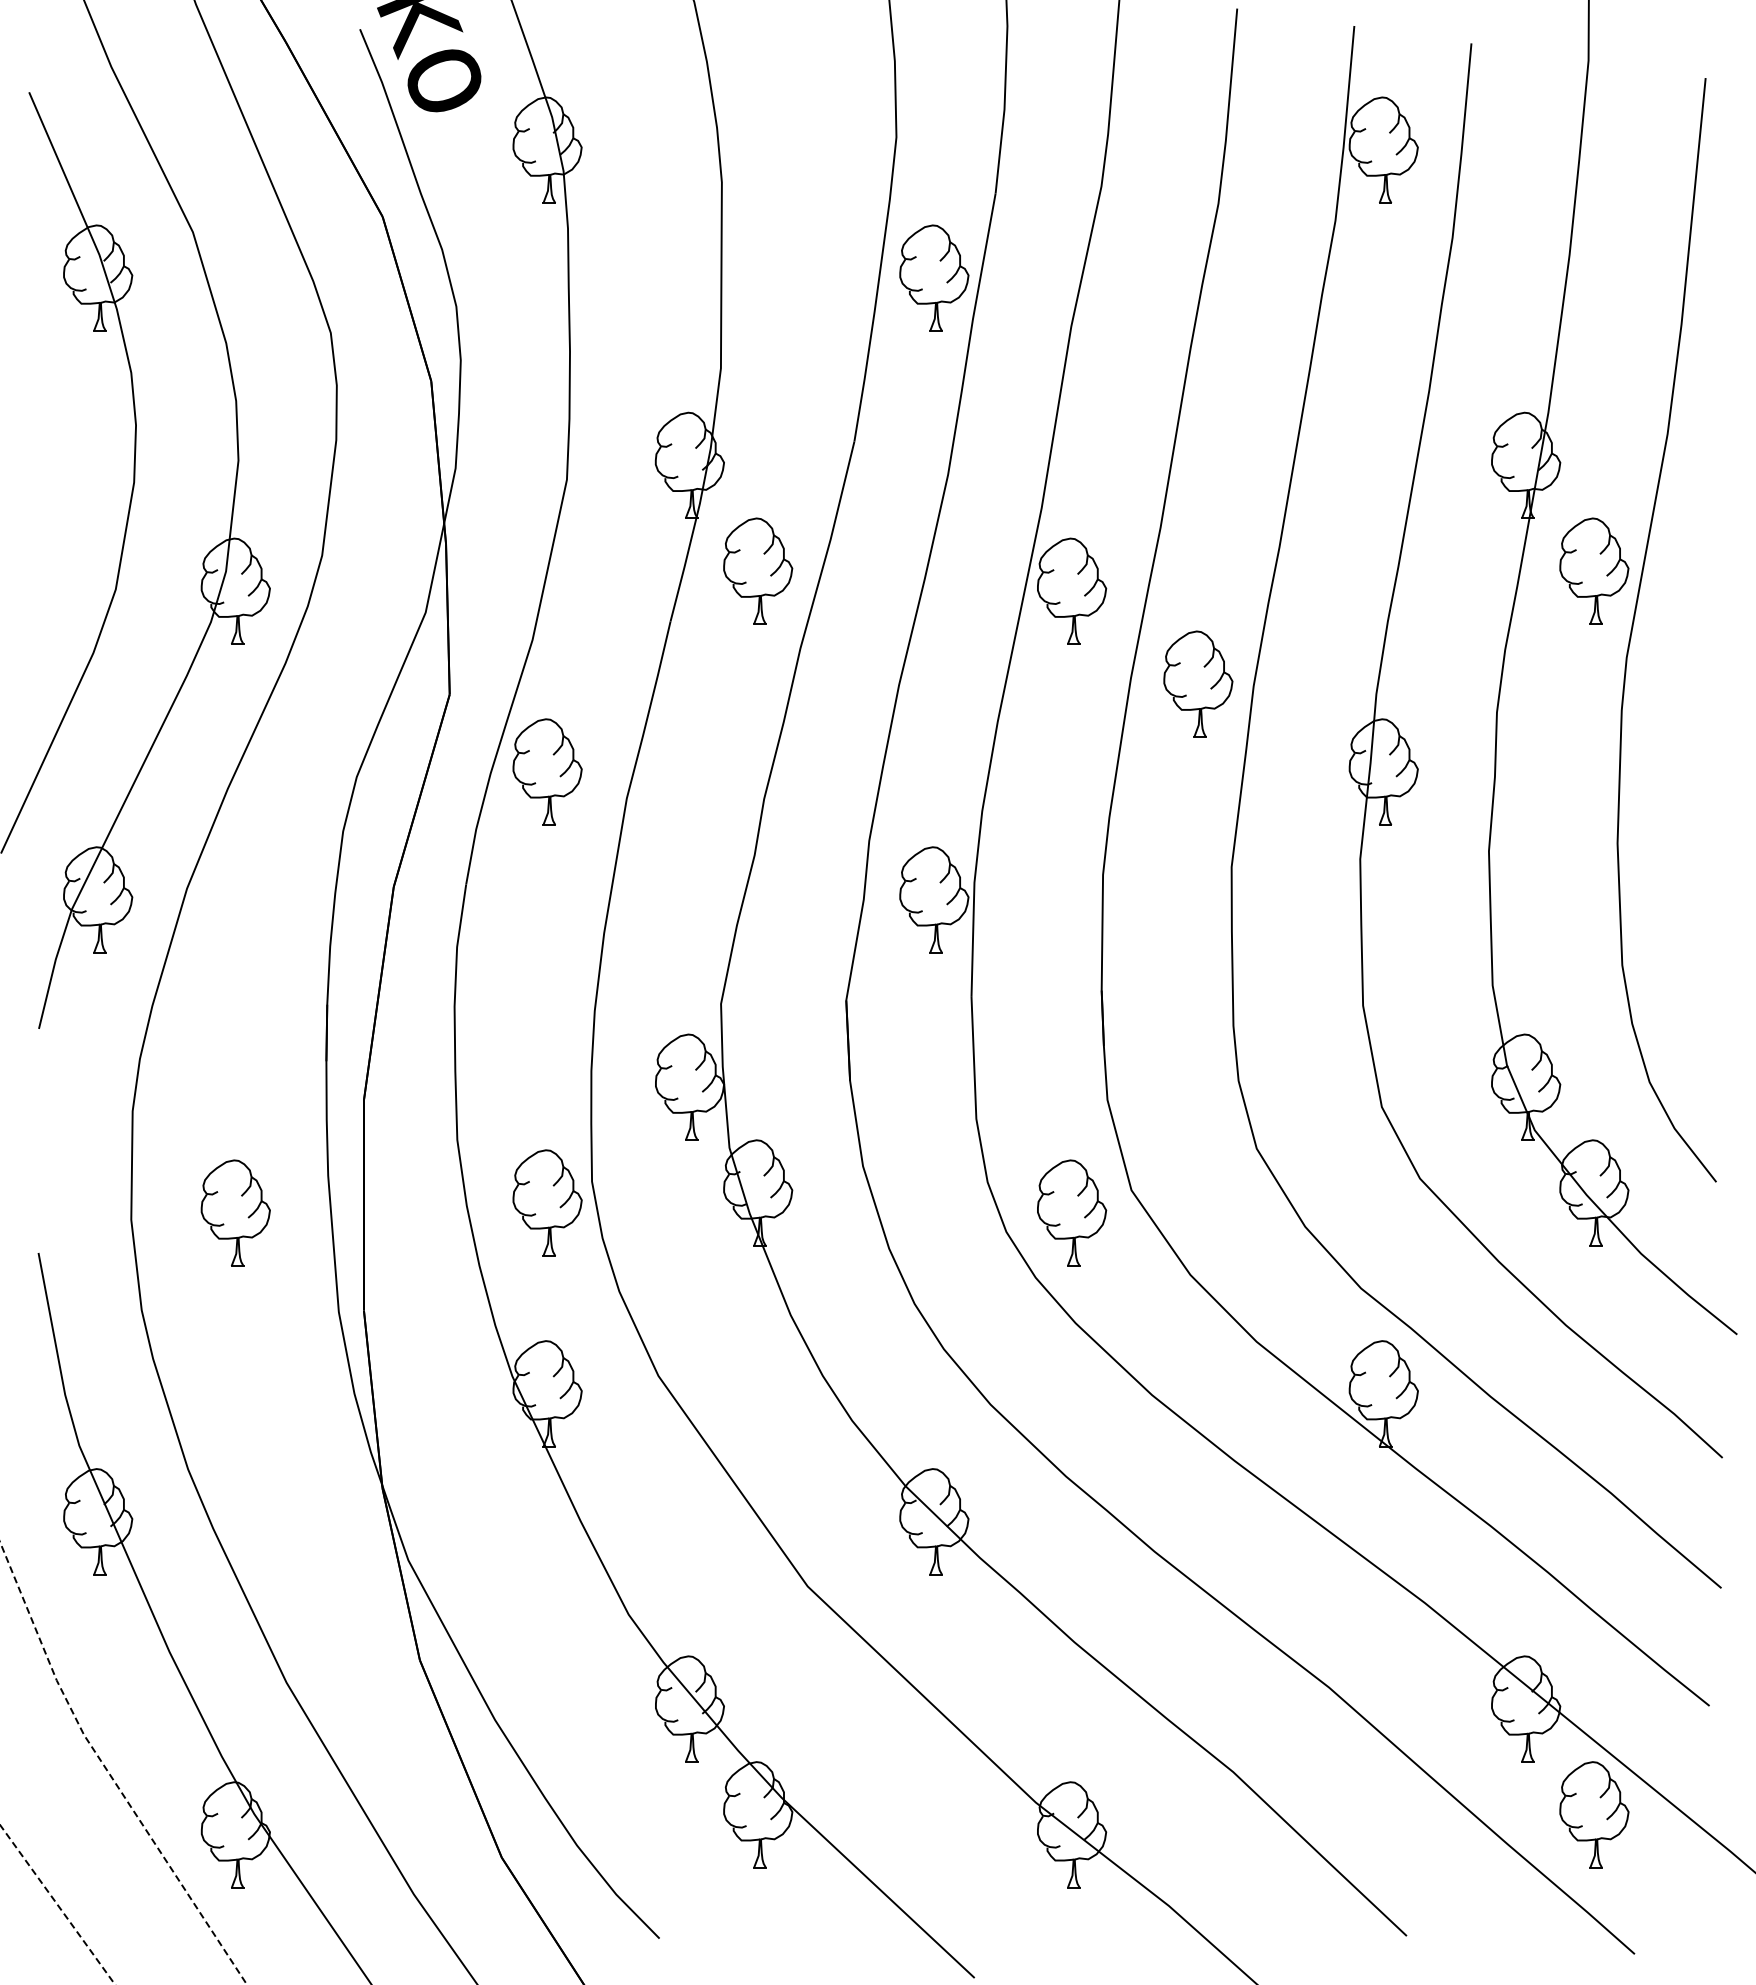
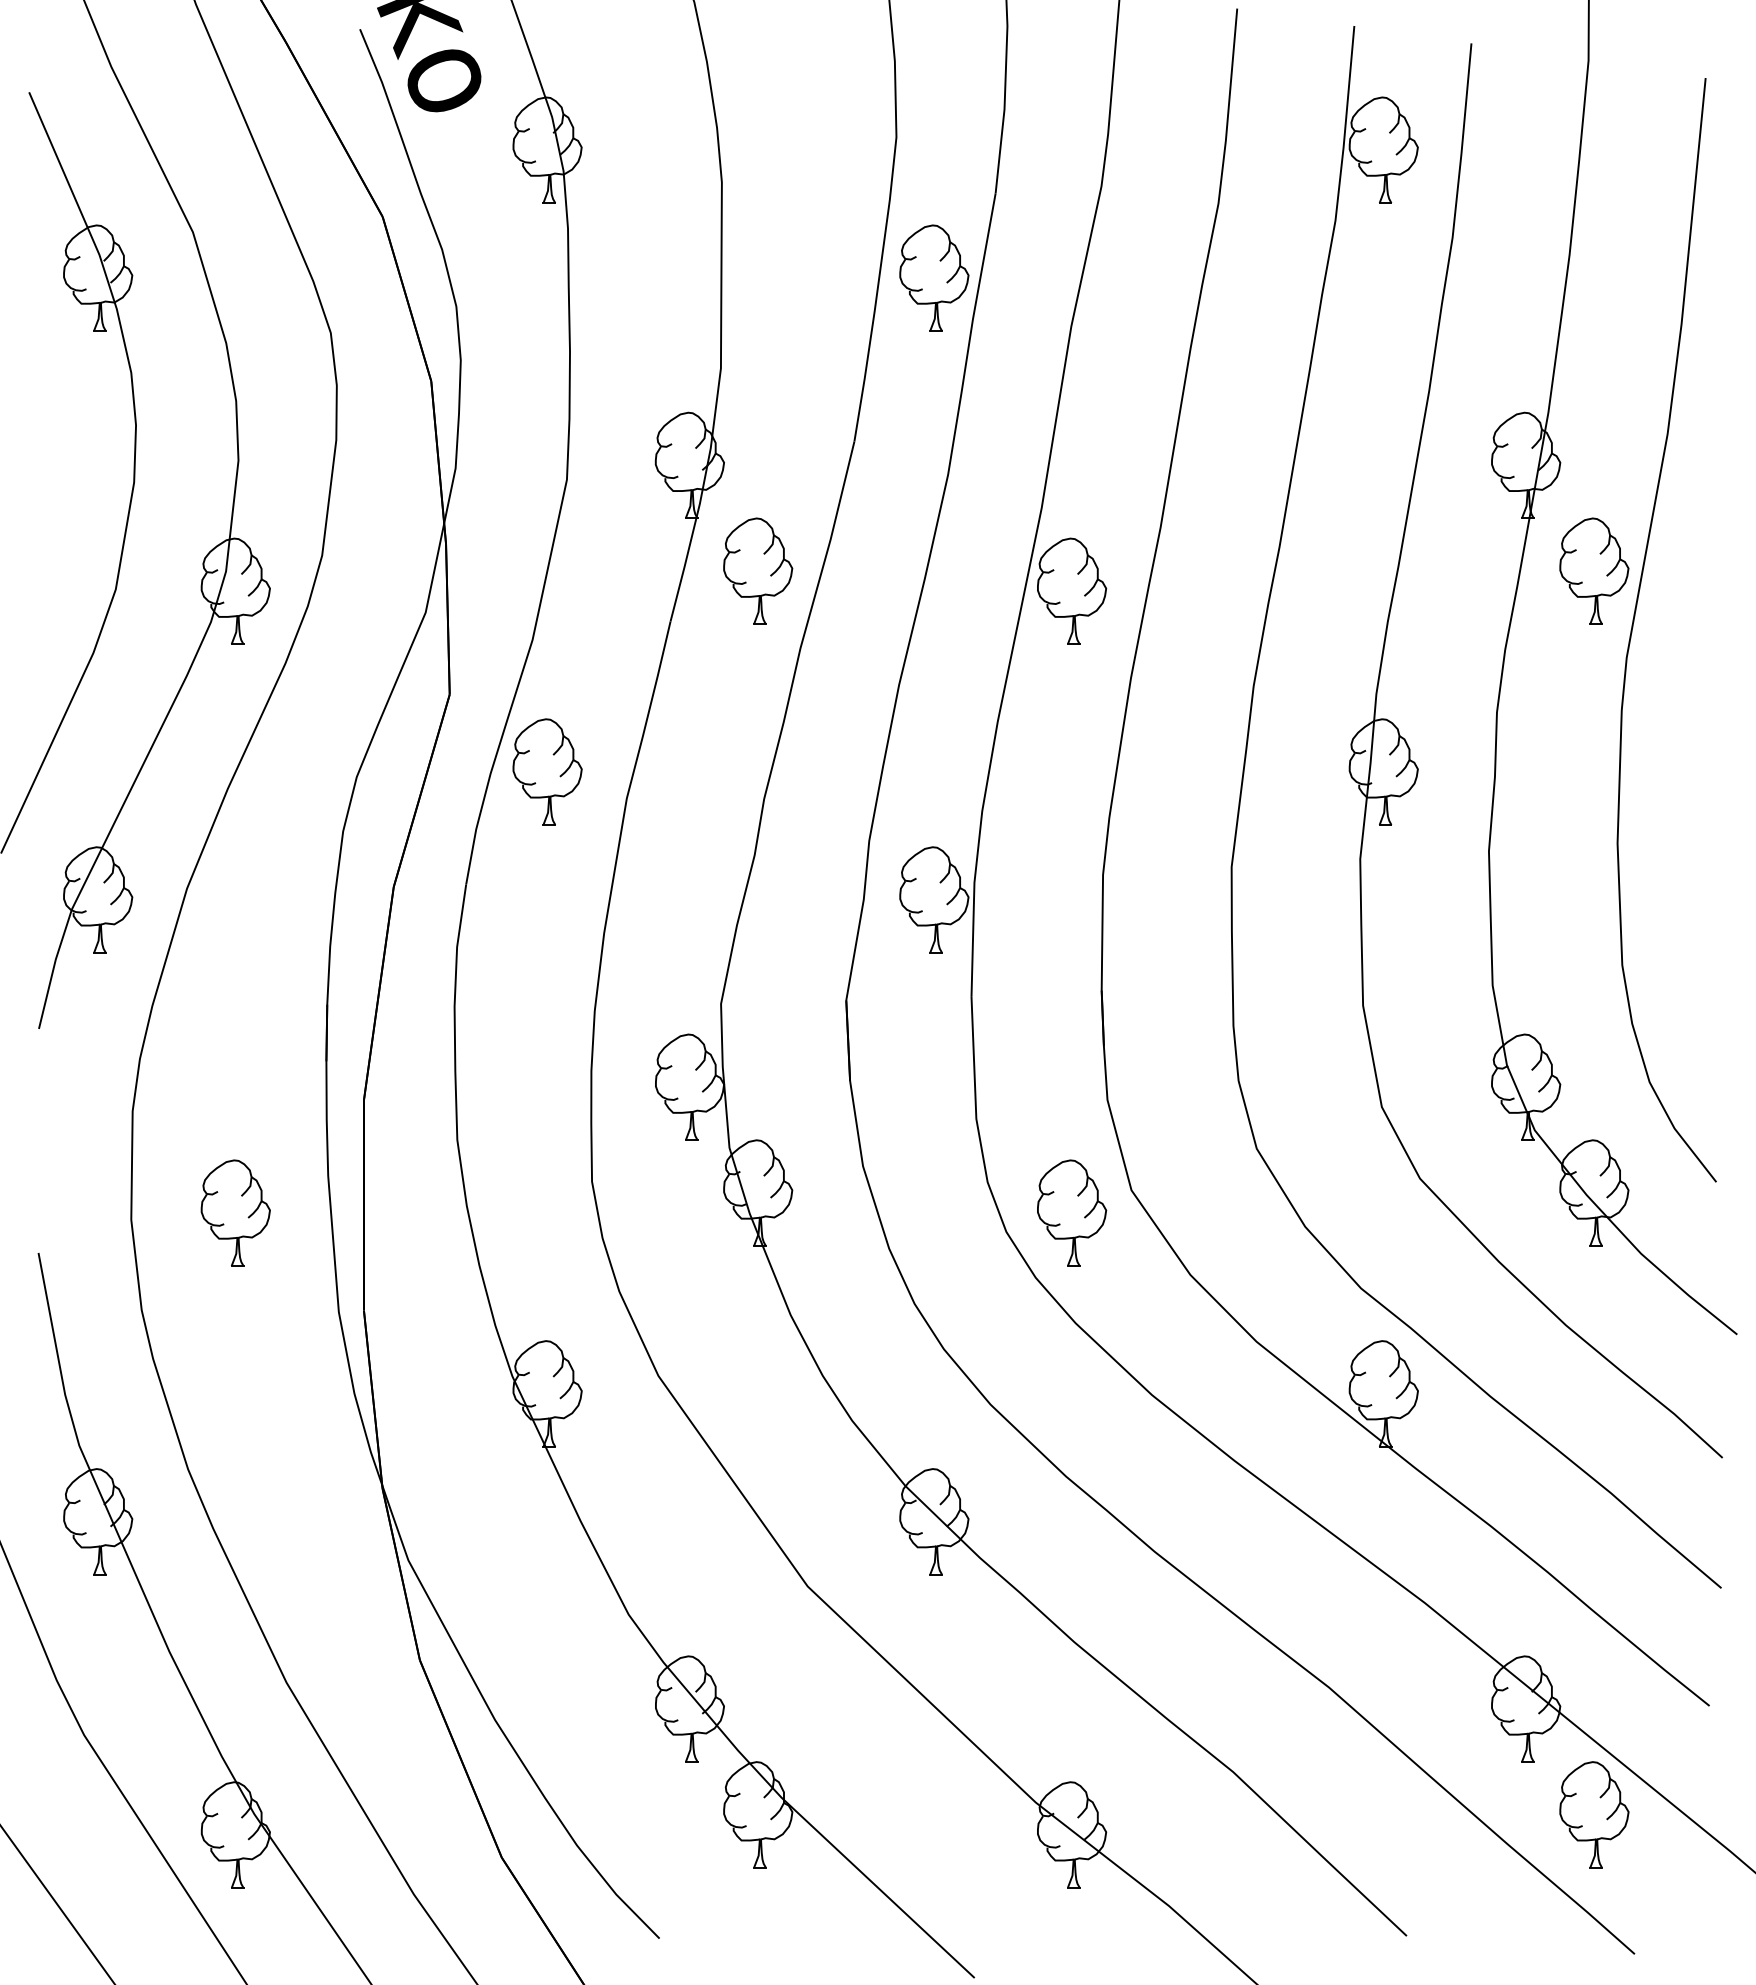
part: present -> none (1198, 683)
part: present -> none (547, 1202)
line: dashed -> solid (107, 1770)
line: dashed -> solid (57, 1904)
